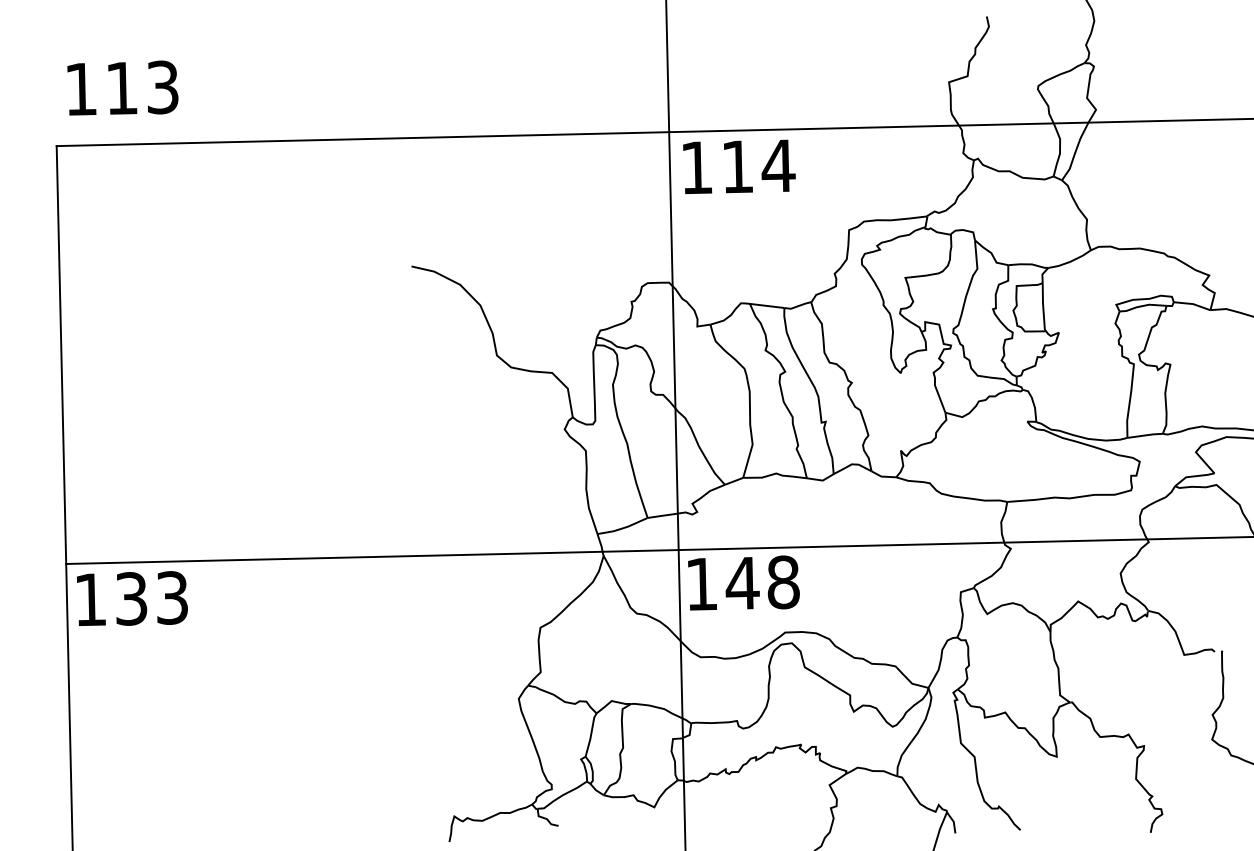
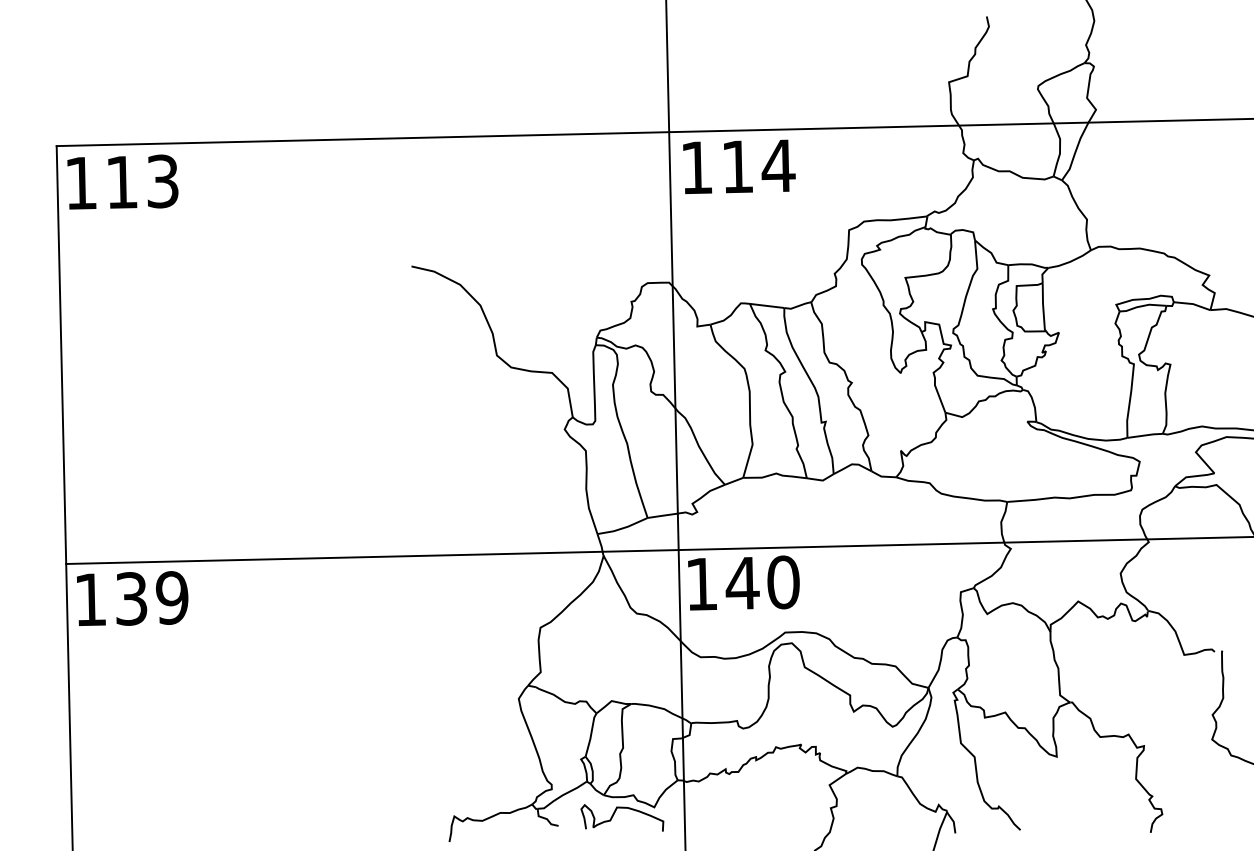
text position: (122, 87) -> (122, 181) (122, 181)
text: 148 -> 140 (783, 582)
text: 133 -> 139 (172, 597)
curve: none -> present (614, 814)
